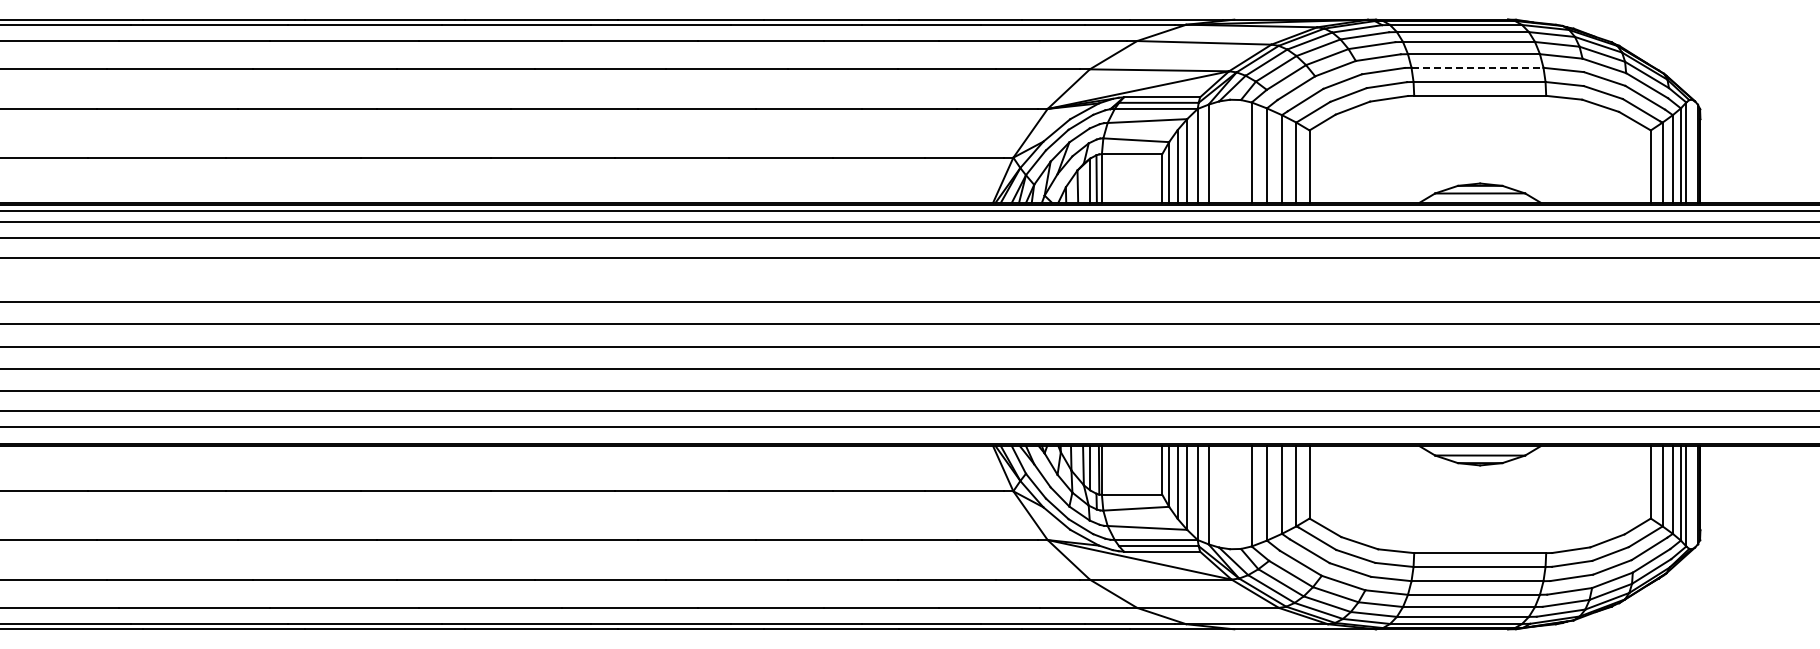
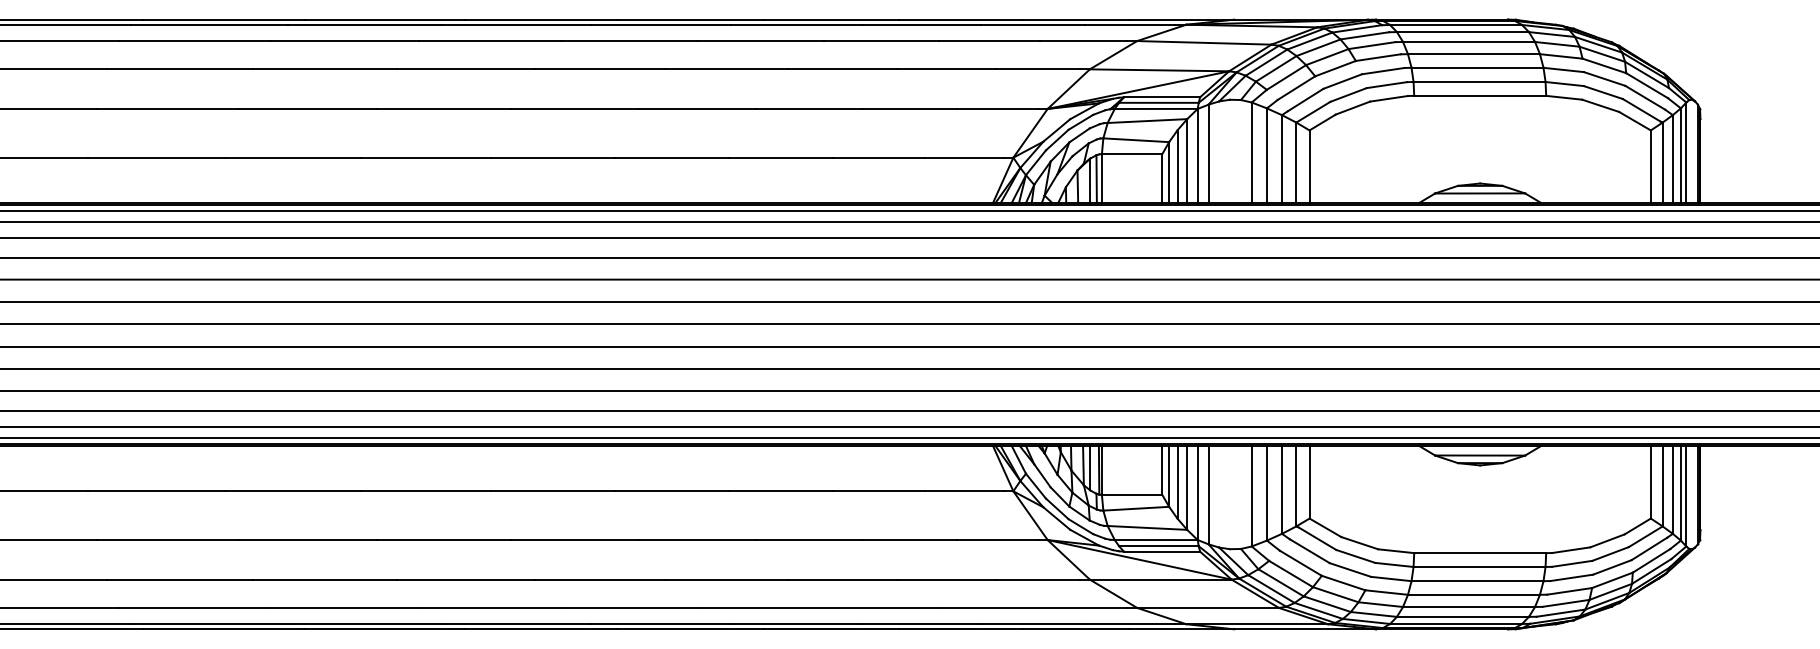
line: dashed -> solid (1477, 67)
line: none -> present (909, 279)
line: none -> present (909, 437)
